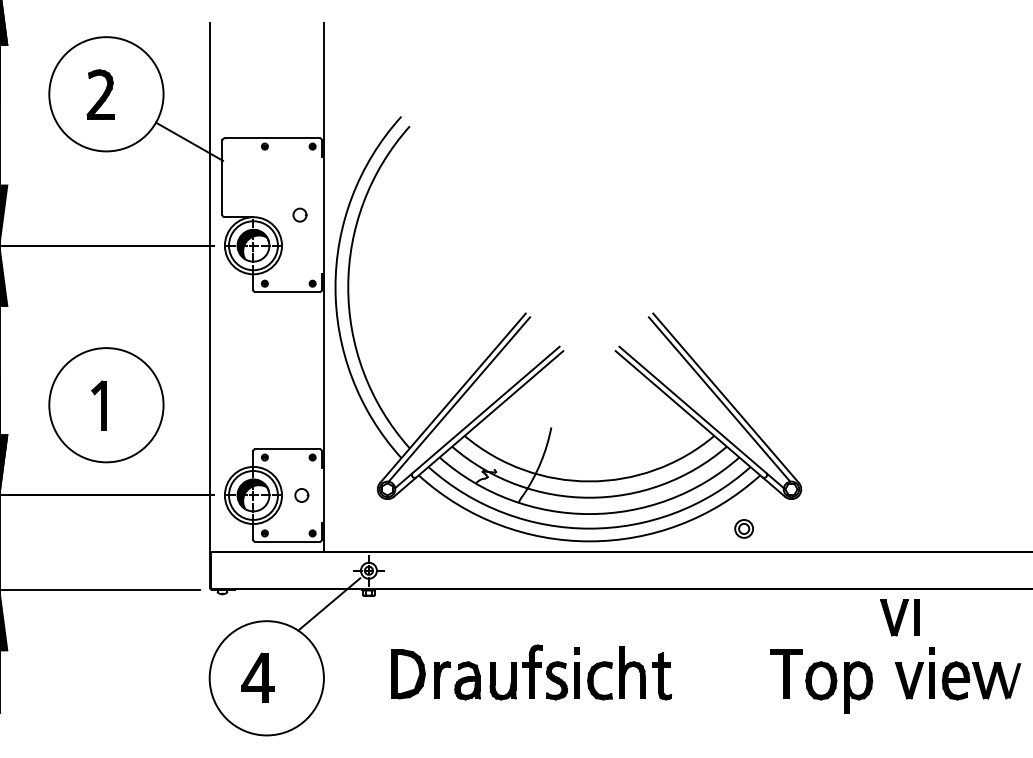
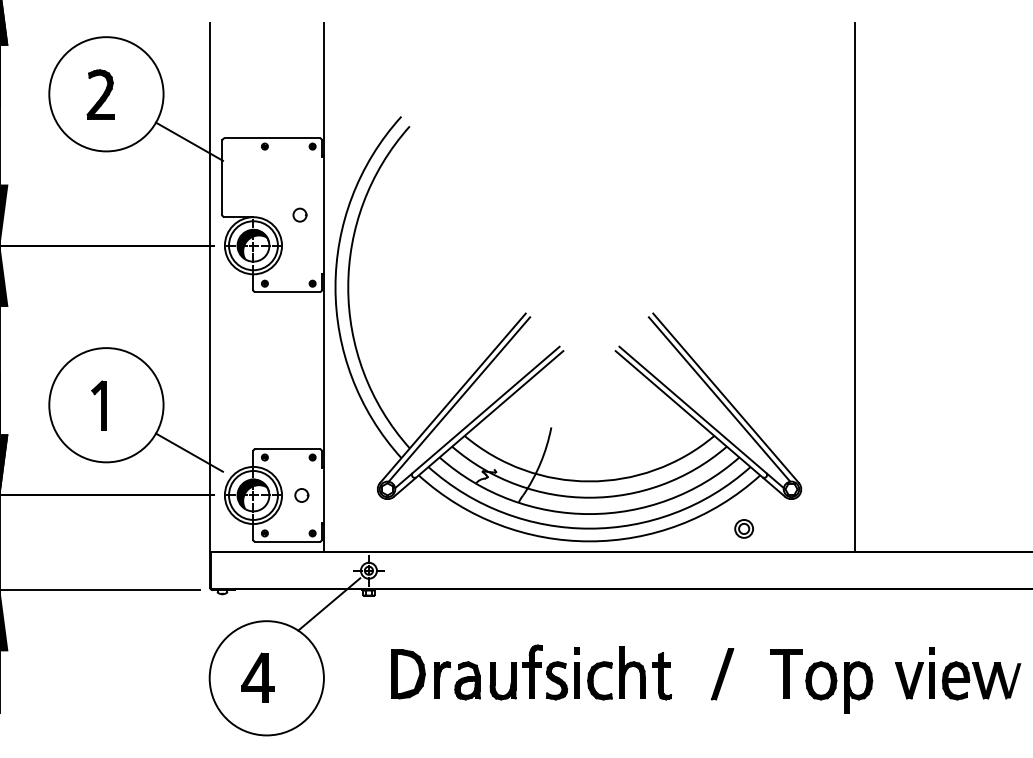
line: none -> present (854, 287)
line: none -> present (189, 452)
part: present -> none (899, 617)
part: none -> present (722, 674)
